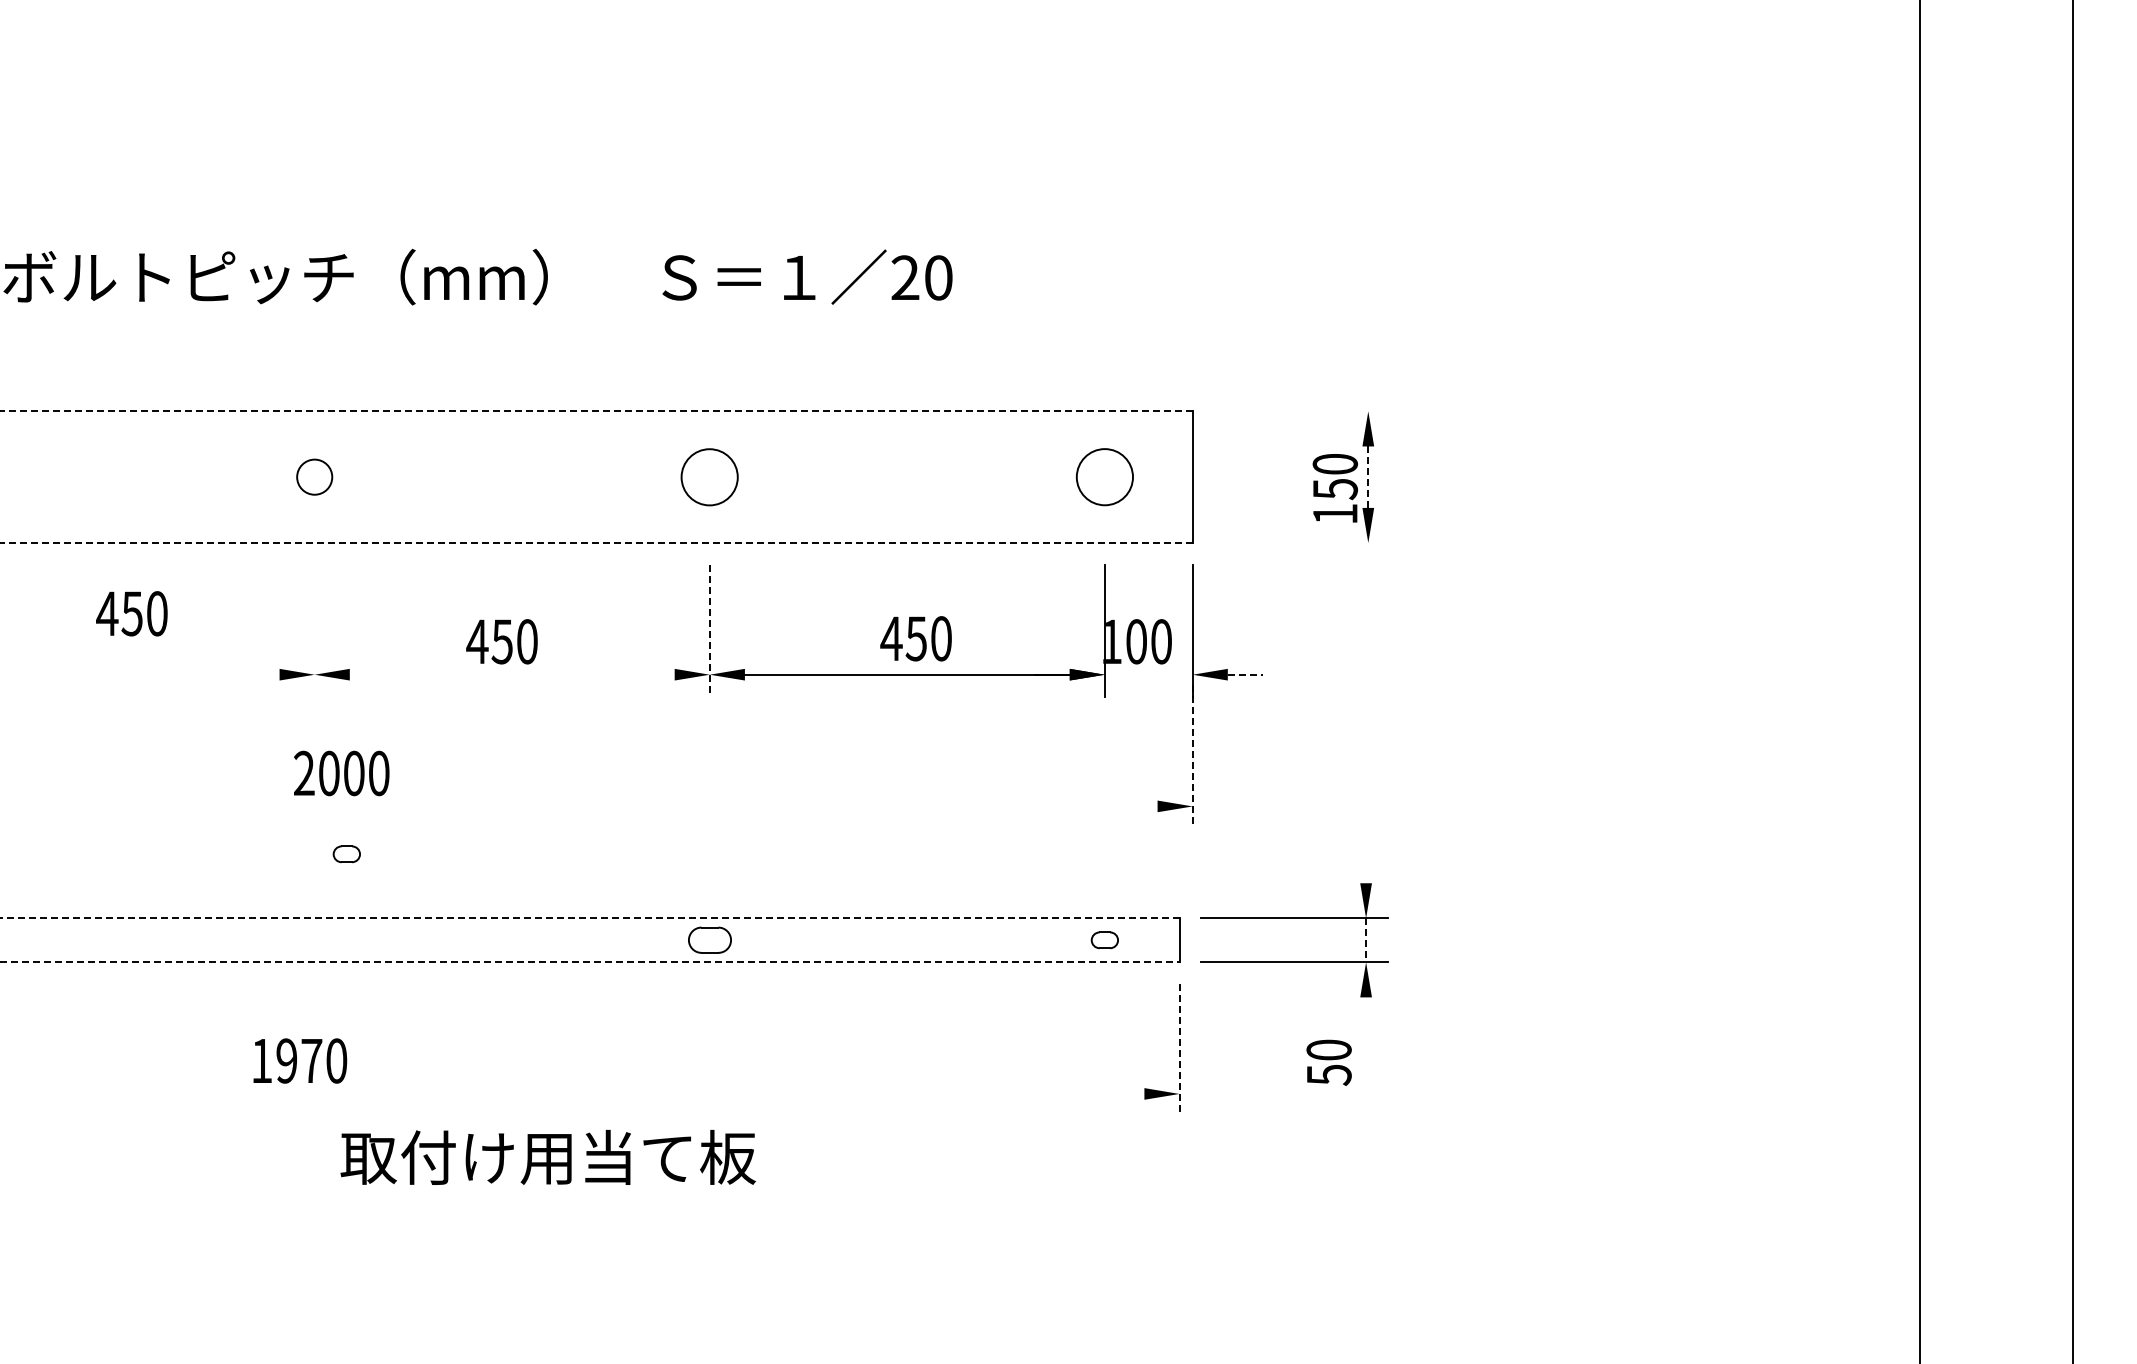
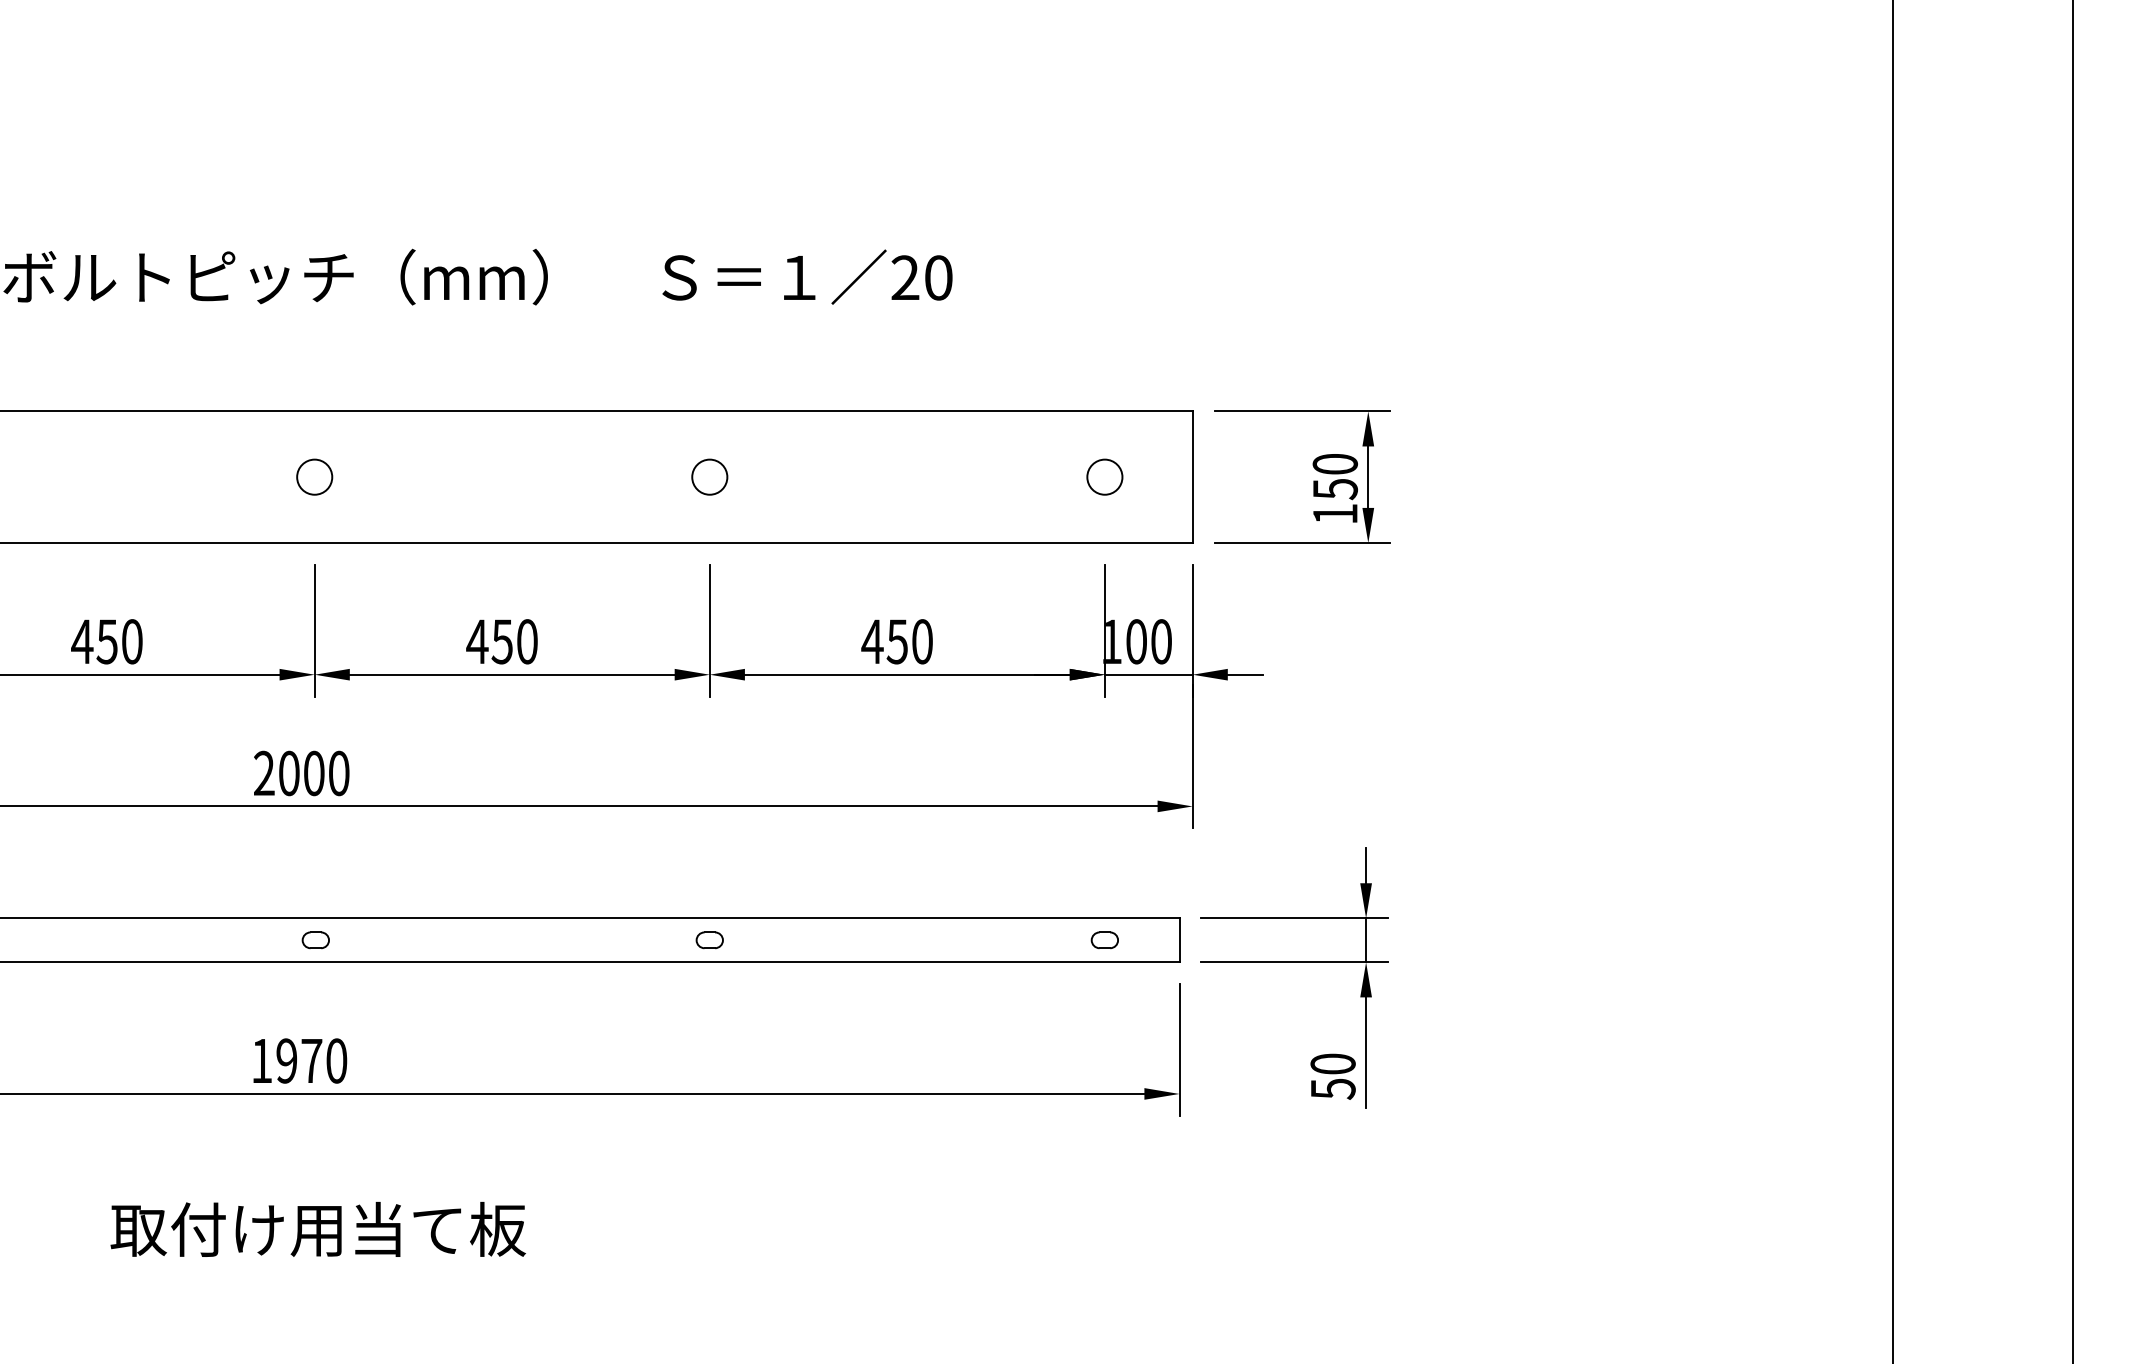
line: dashed -> solid (596, 411)
line: none -> present (1302, 411)
circle size: 59x59 px -> 38x38 px (709, 476)
circle diameter: 56 px -> 35 px (1104, 476)
line: dashed -> solid (1368, 477)
line: dashed -> solid (596, 543)
line: none -> present (1302, 543)
text position: (131, 613) -> (106, 641) (106, 641)
line: none -> present (314, 630)
line: dashed -> solid (709, 630)
text position: (915, 638) -> (896, 641) (896, 641)
line: none -> present (140, 674)
line: none -> present (511, 674)
line: none -> present (1148, 674)
line: dashed -> solid (1245, 674)
line position: (1919, 681) -> (1892, 681) (1892, 681)
line: dashed -> solid (1192, 757)
text position: (341, 773) -> (301, 773) (301, 773)
line: none -> present (579, 806)
part position: (346, 854) -> (315, 940) (315, 940)
line: none -> present (1366, 865)
line: dashed -> solid (589, 918)
part size: 44x28 px -> 29x19 px (709, 940)
line: dashed -> solid (1366, 940)
line: dashed -> solid (590, 962)
line: dashed -> solid (1179, 1050)
line: none -> present (1366, 1052)
text position: (1328, 1062) -> (1332, 1076) (1332, 1076)
line: none -> present (573, 1093)
text position: (547, 1157) -> (317, 1229) (317, 1229)
